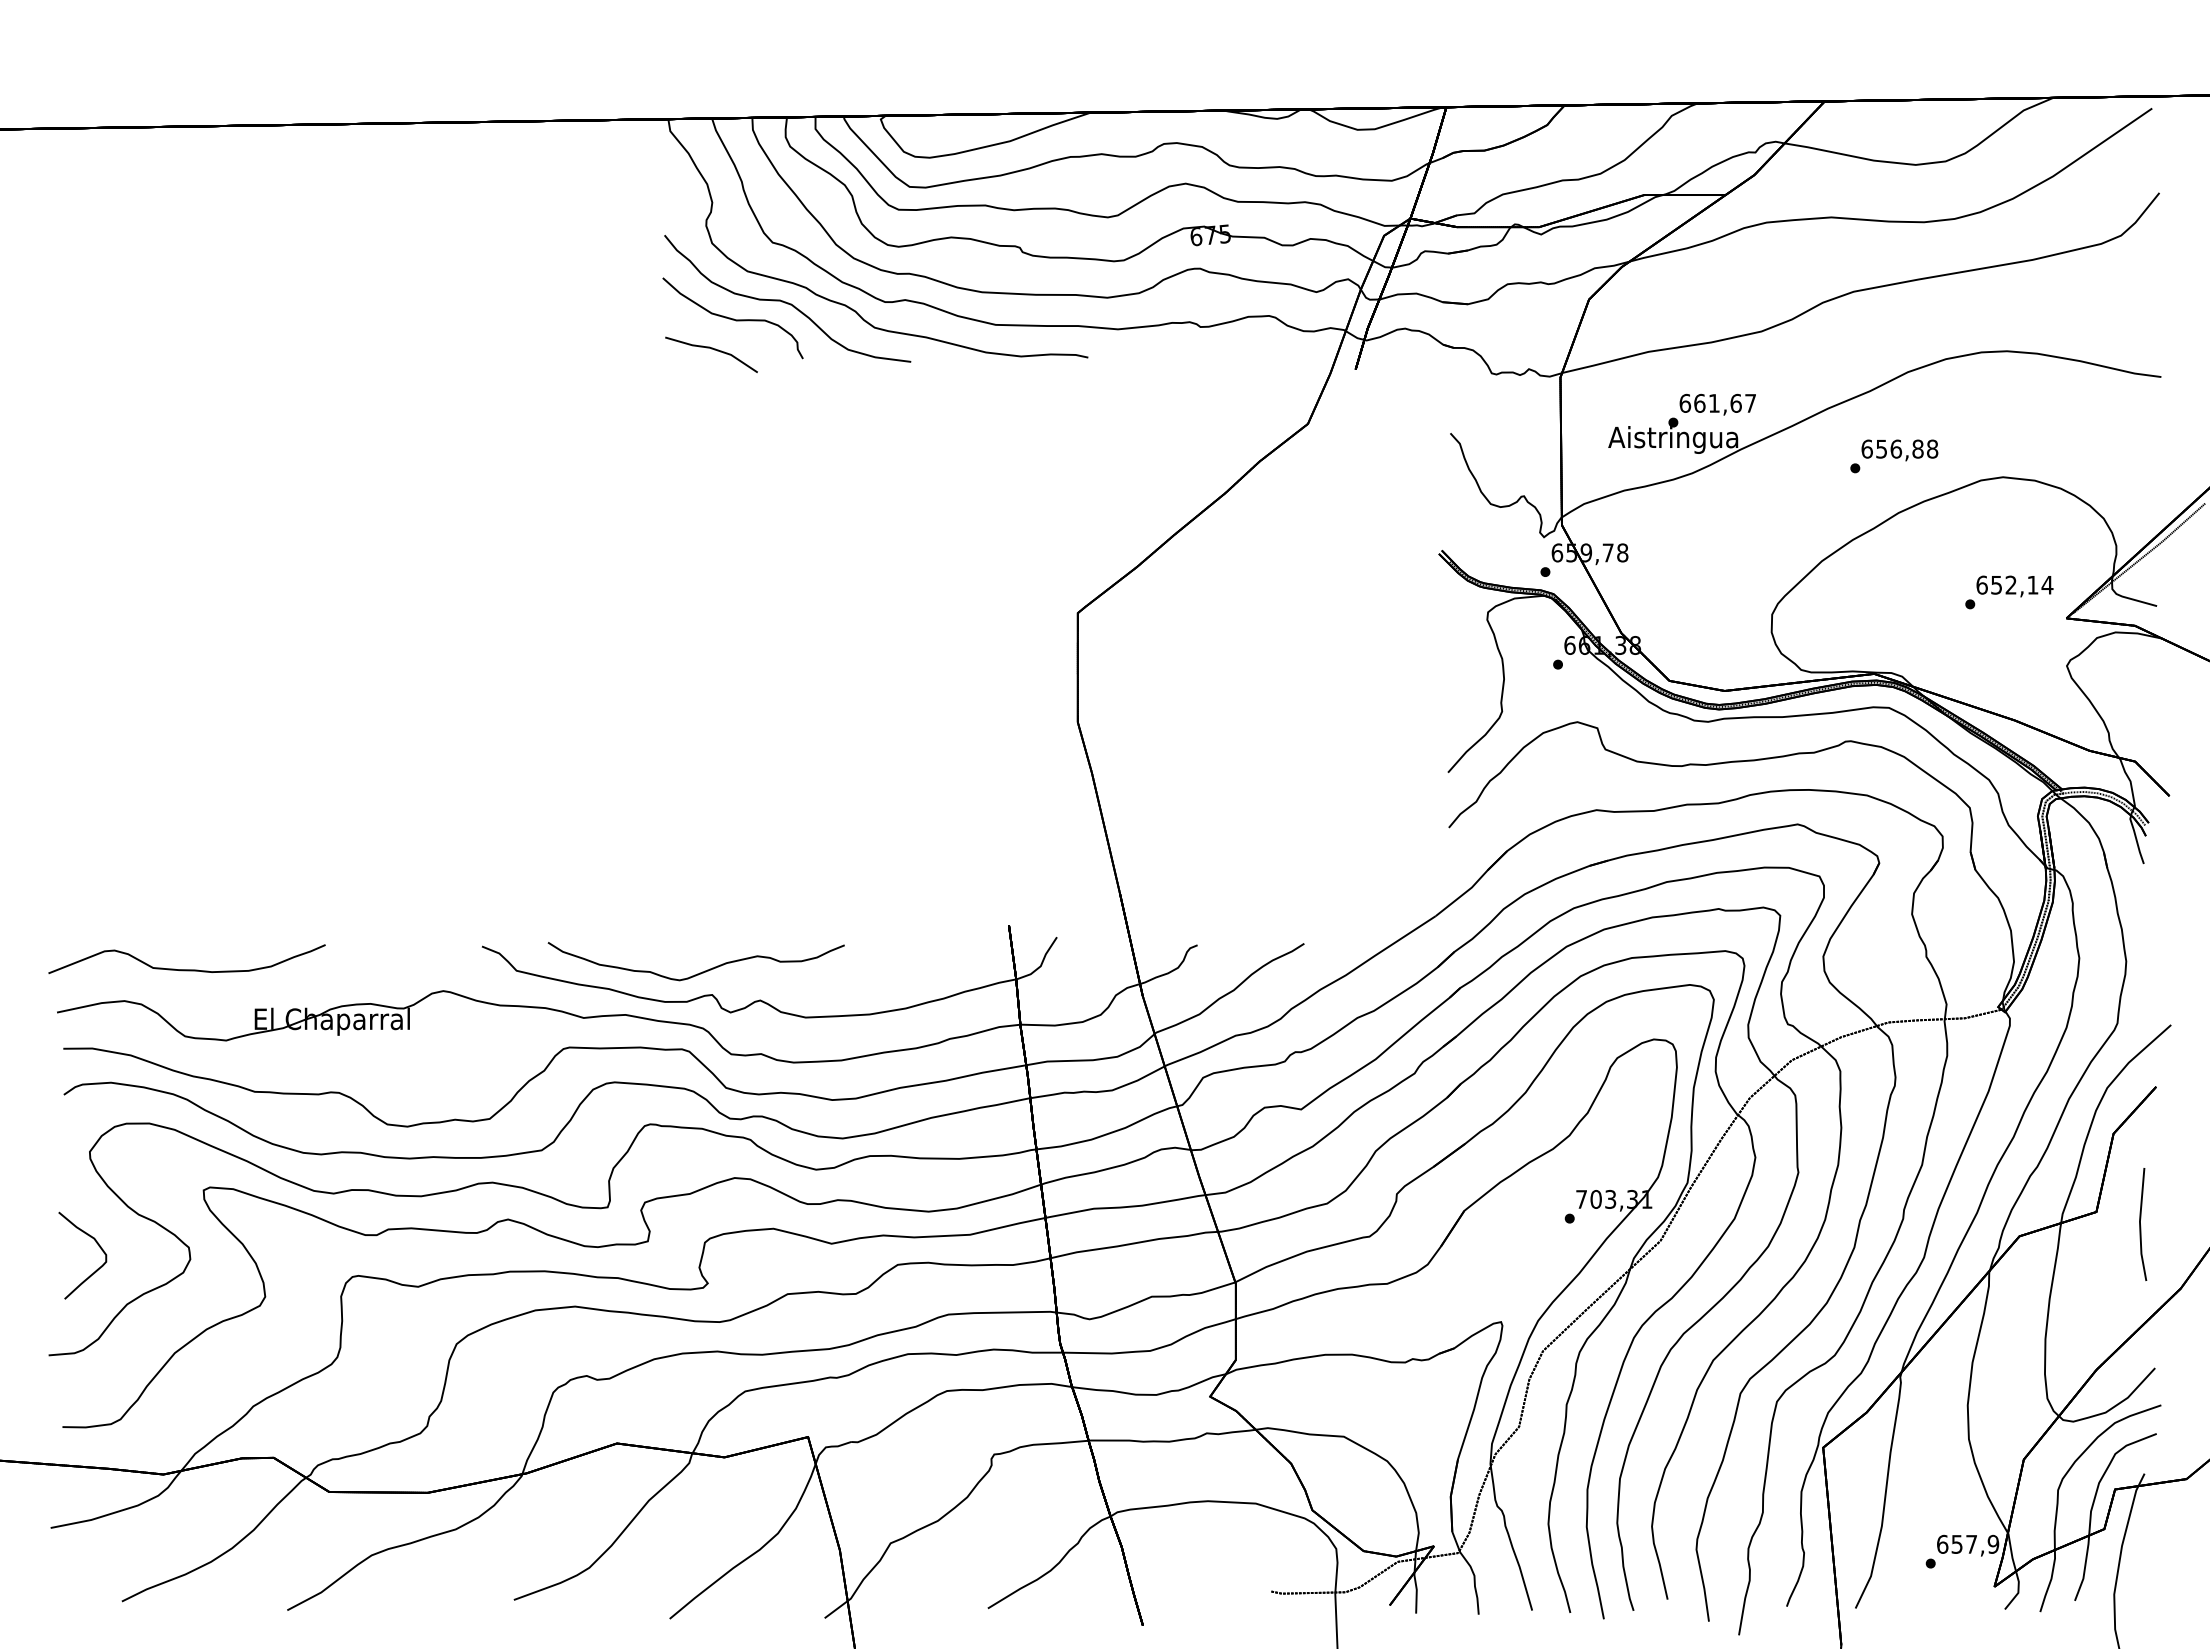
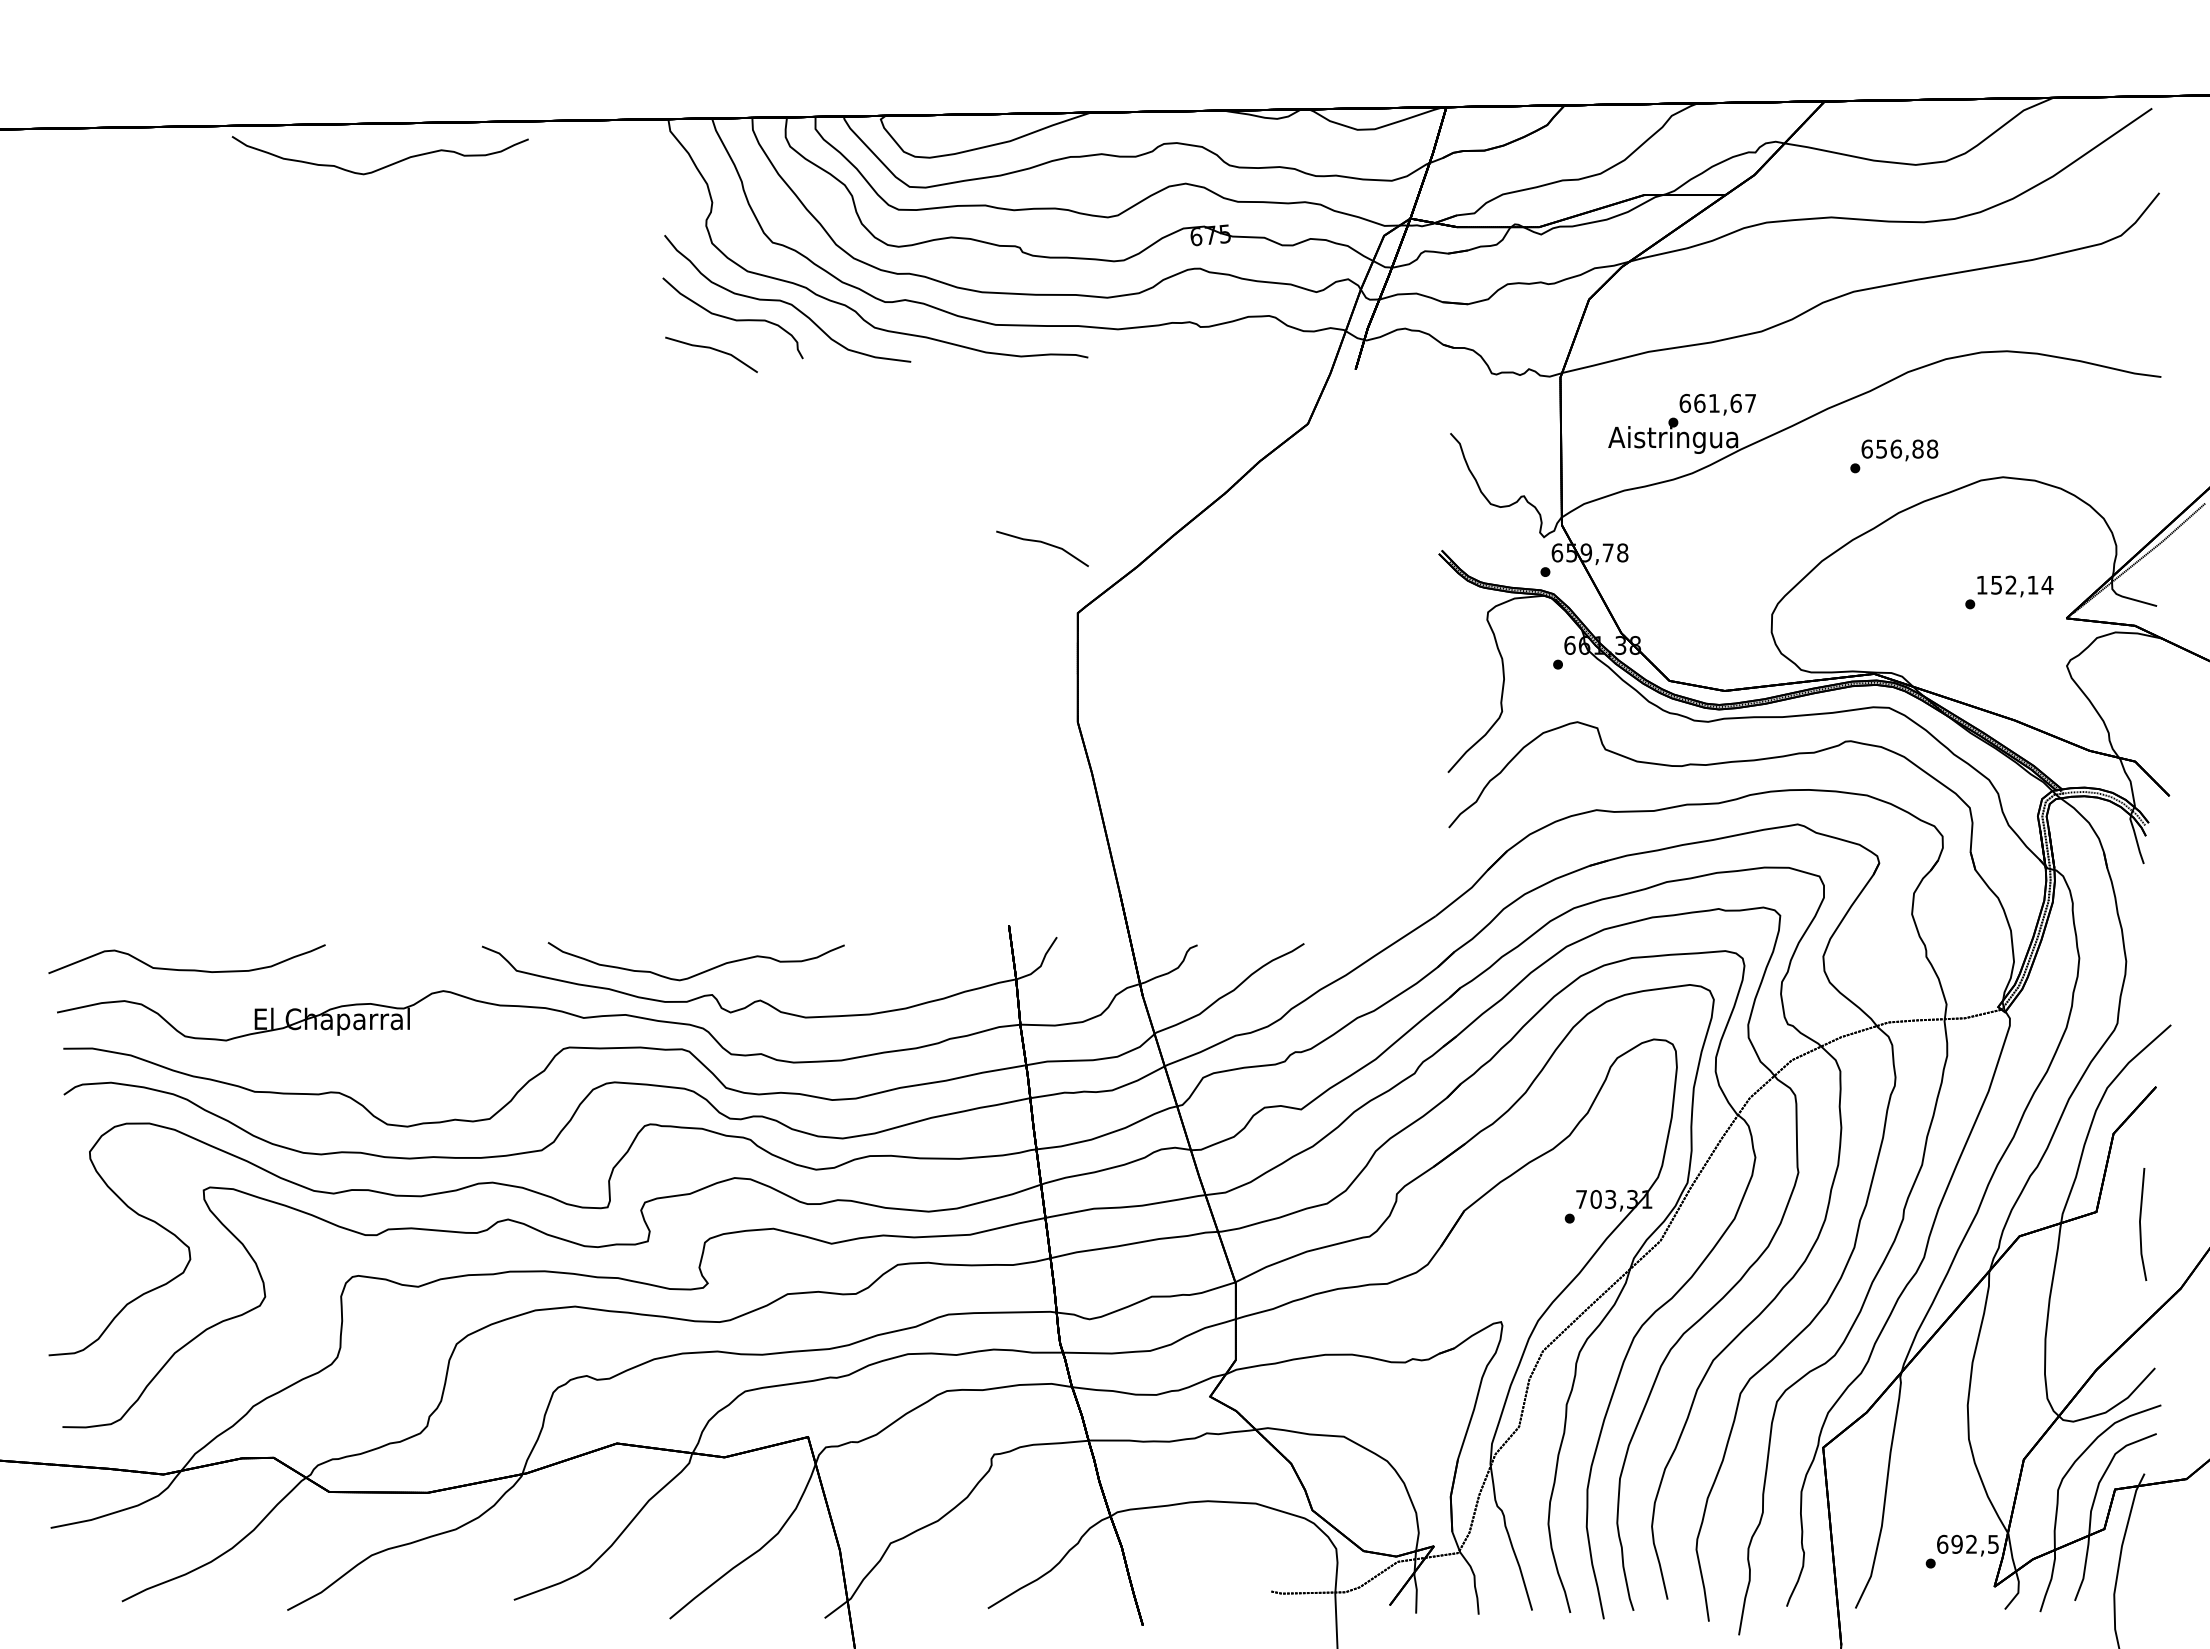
part: none -> present (383, 166)
part: none -> present (1042, 548)
text: 652,14 -> 152,14 (1981, 584)
curve: present -> none (98, 1246)
text: 657,9 -> 692,5 (1975, 1543)
